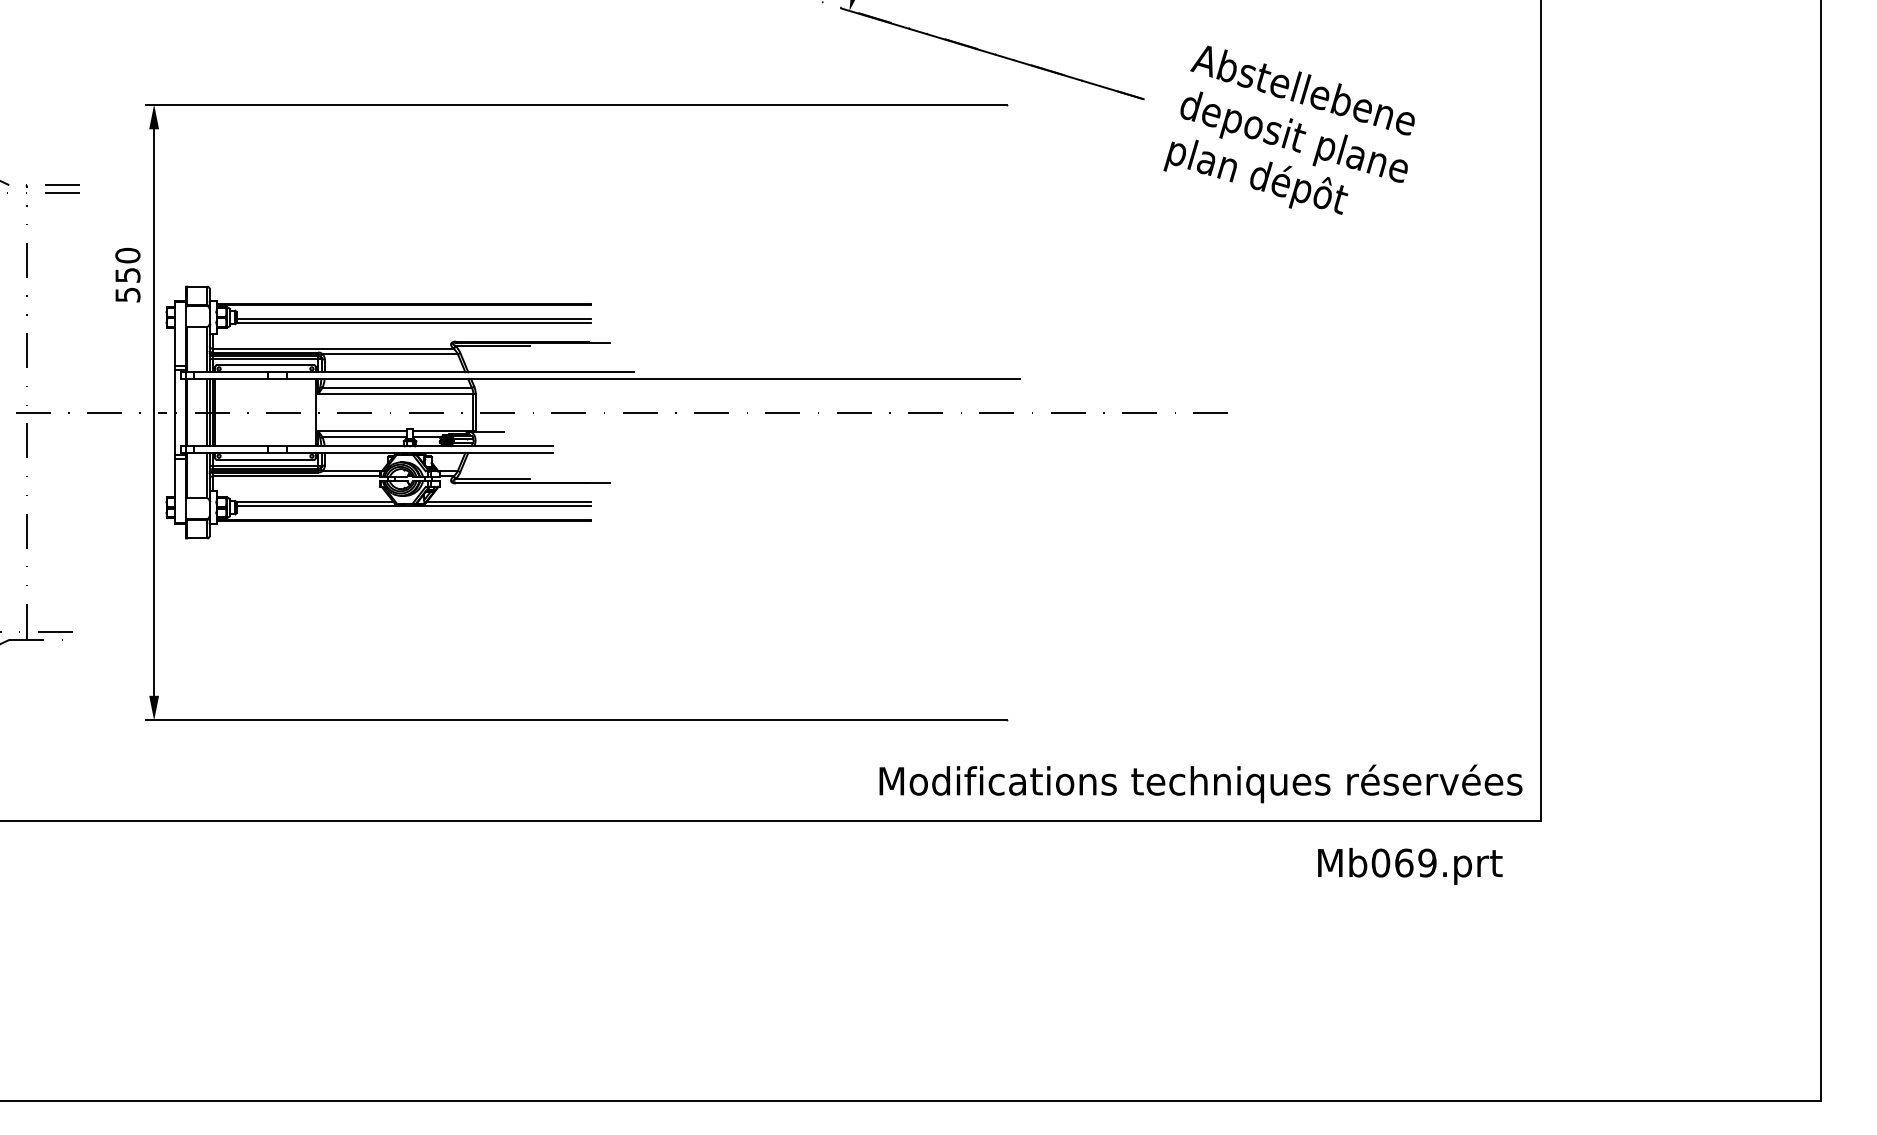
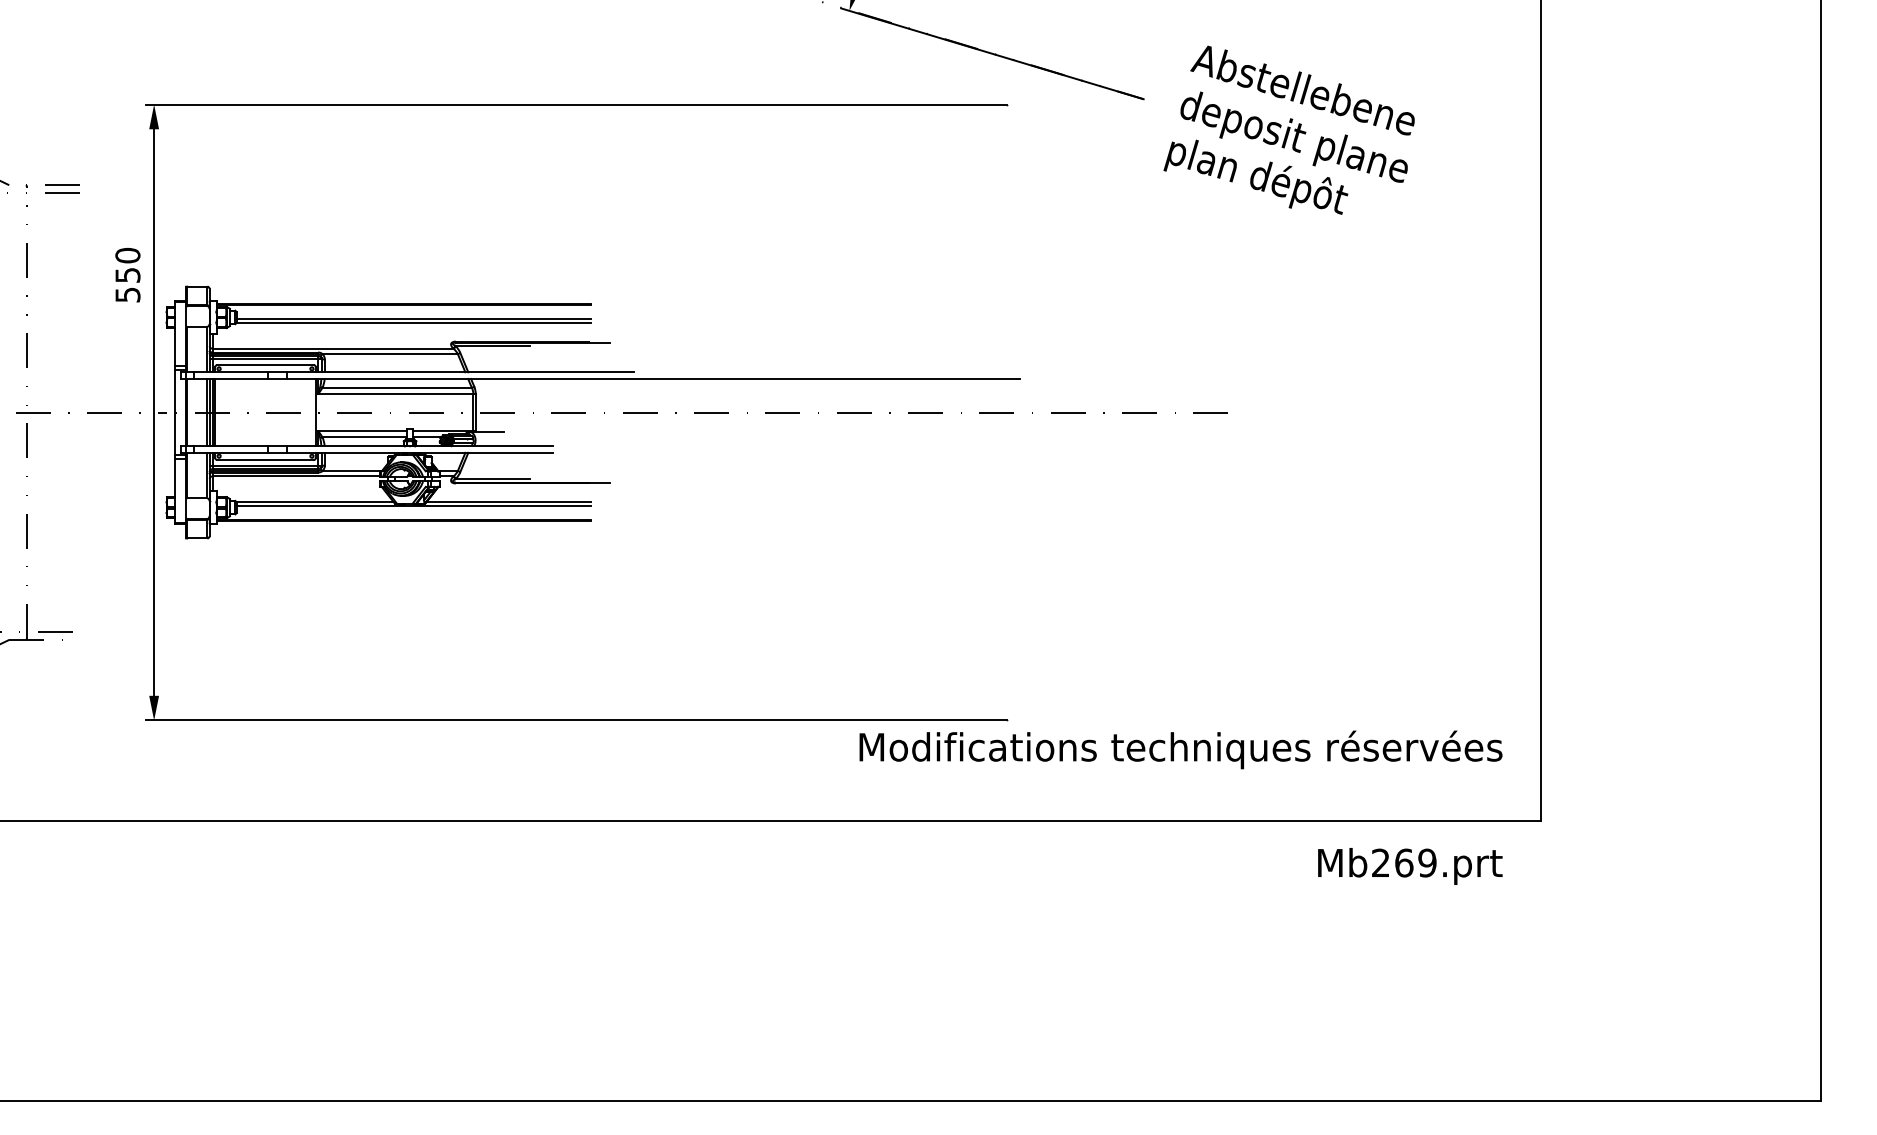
text position: (1200, 783) -> (1180, 749) (1180, 749)
text: Mb069.prt -> Mb269.prt (1380, 862)
